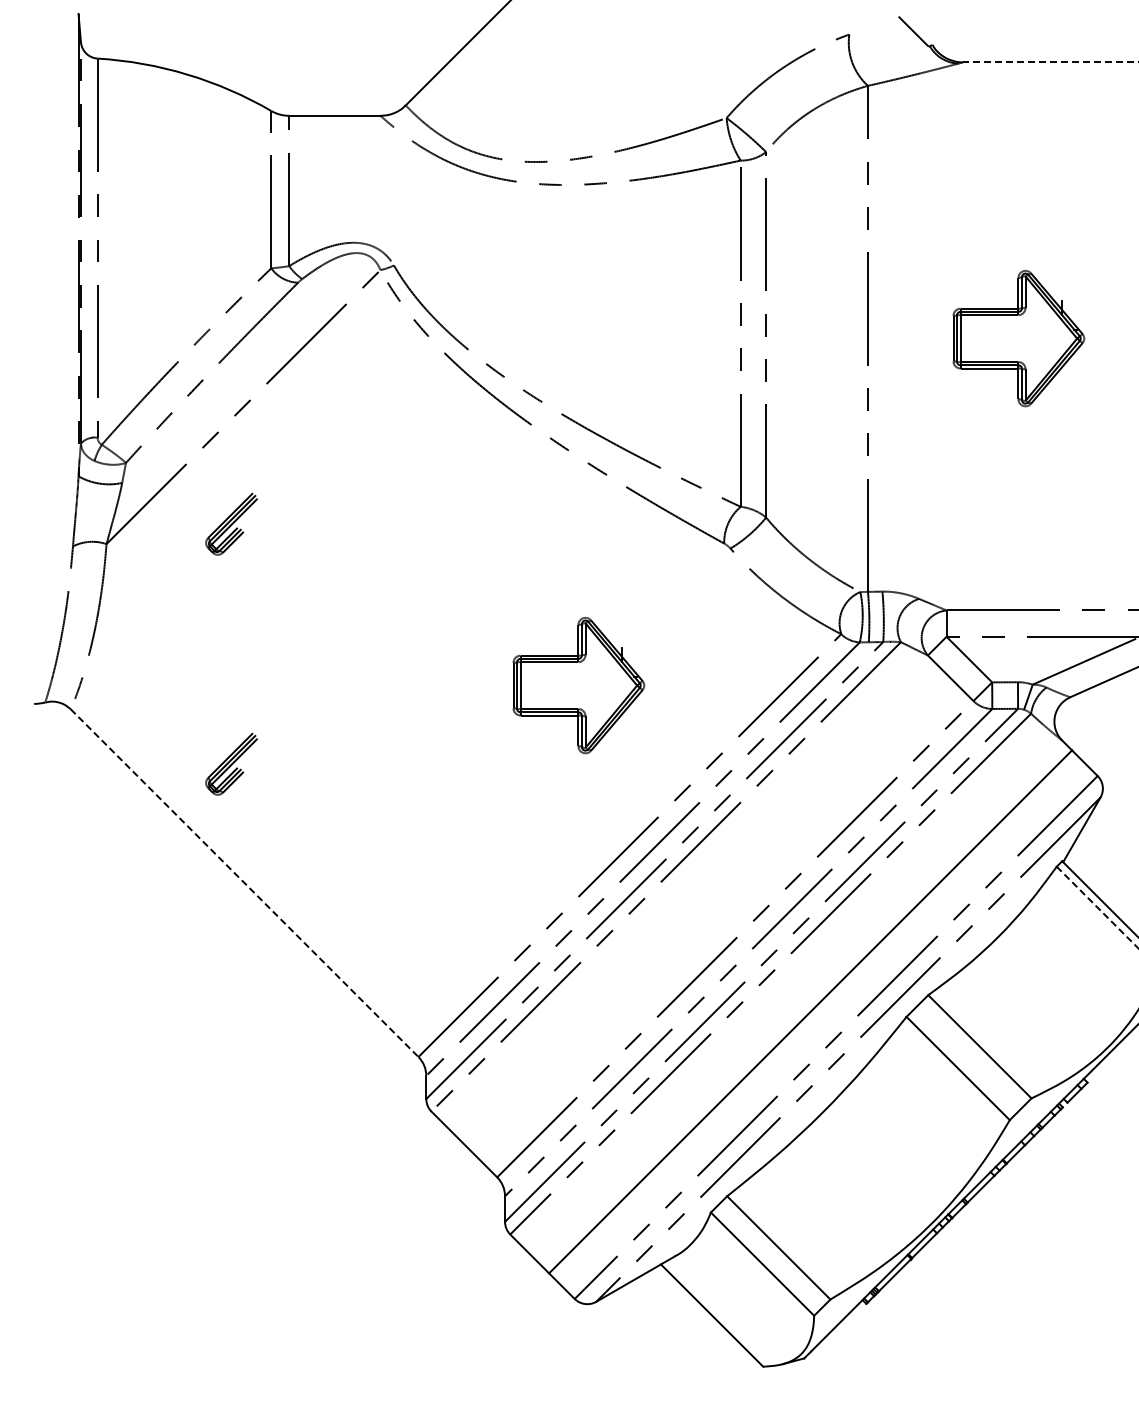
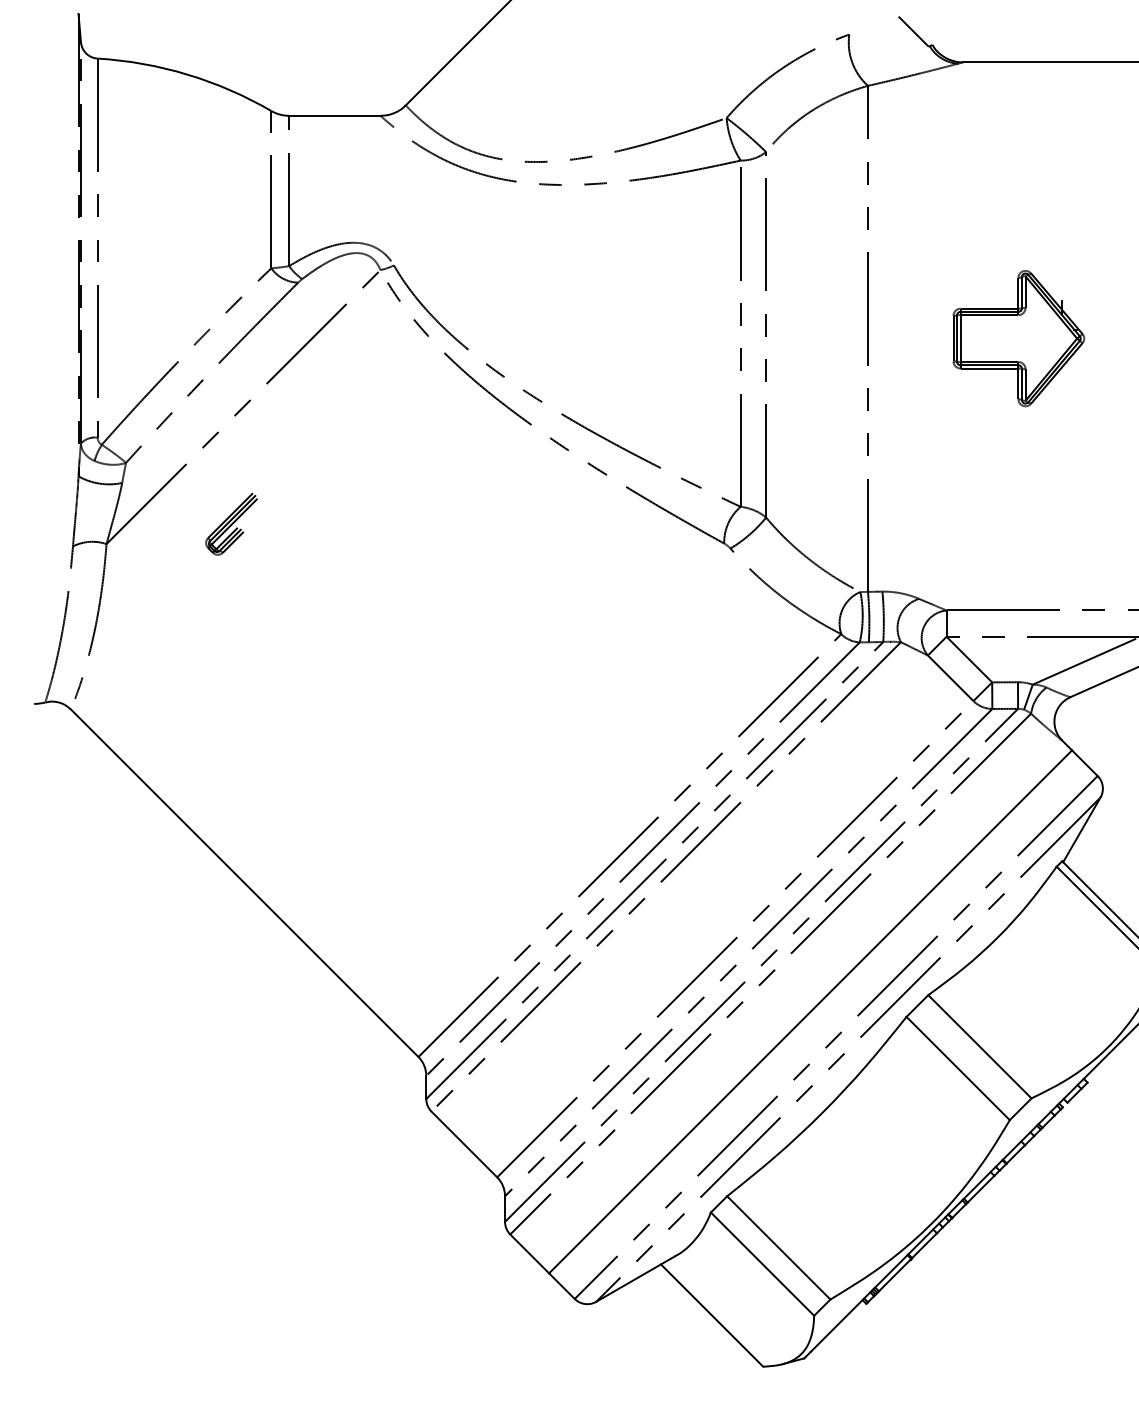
line: dashed -> solid (1050, 62)
part: present -> none (578, 685)
part: present -> none (231, 763)
line: dashed -> solid (244, 883)
line: dashed -> solid (1098, 908)
